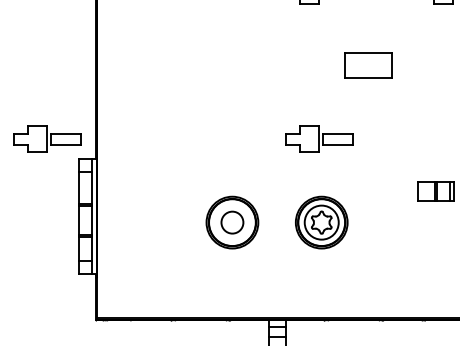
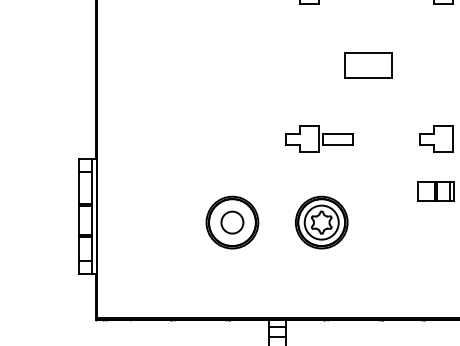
part: present -> none (47, 138)
part: none -> present (436, 138)
